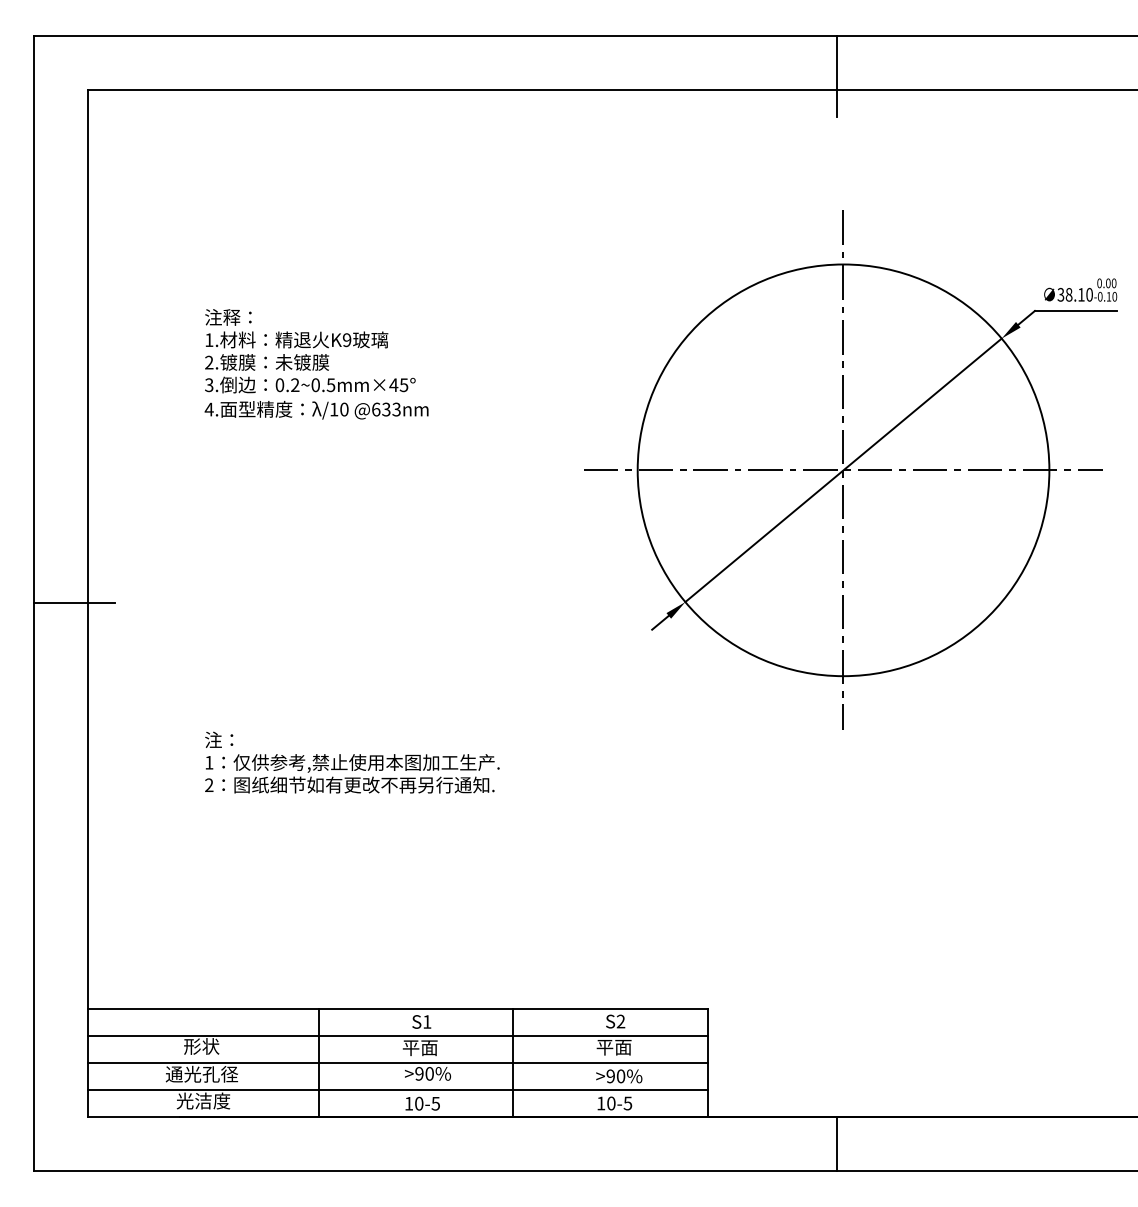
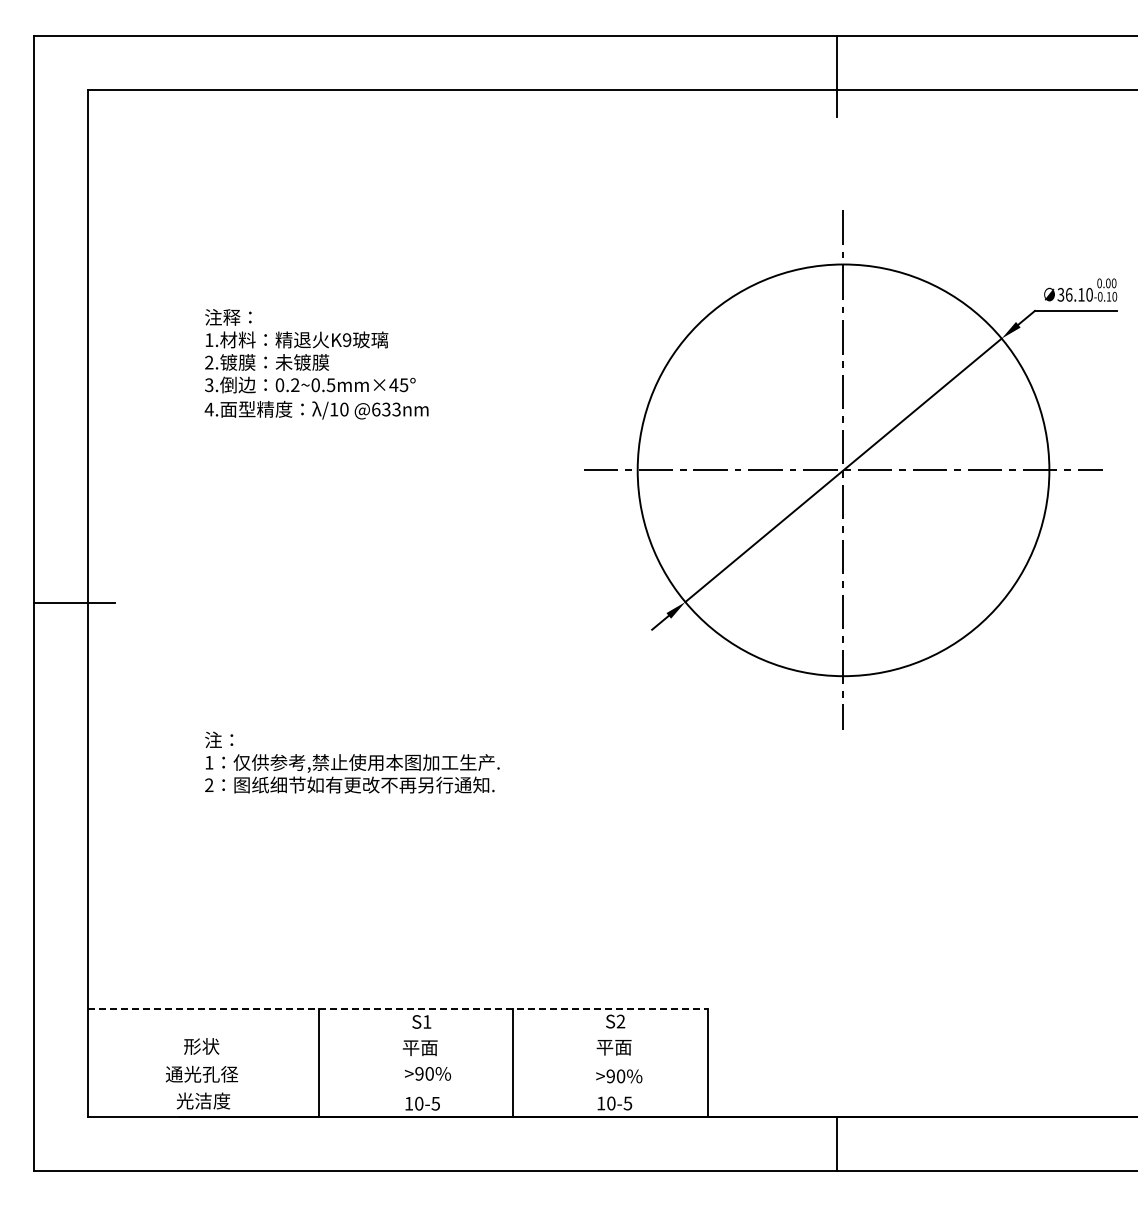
text: 38.10 -> 36.10 (1068, 294)
line: solid -> dashed (398, 1008)
line: present -> none (397, 1035)
line: present -> none (397, 1062)
line: present -> none (397, 1089)
